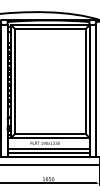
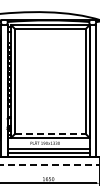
line: solid -> dashed (50, 133)
line: solid -> dashed (50, 164)
